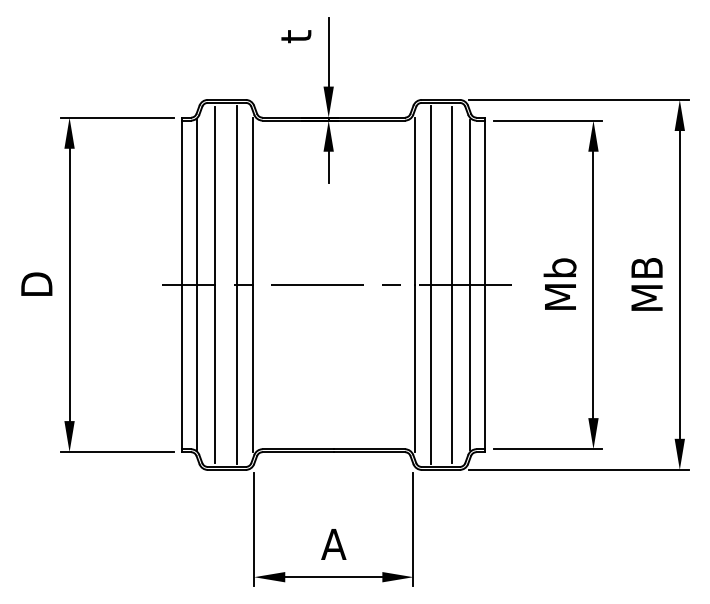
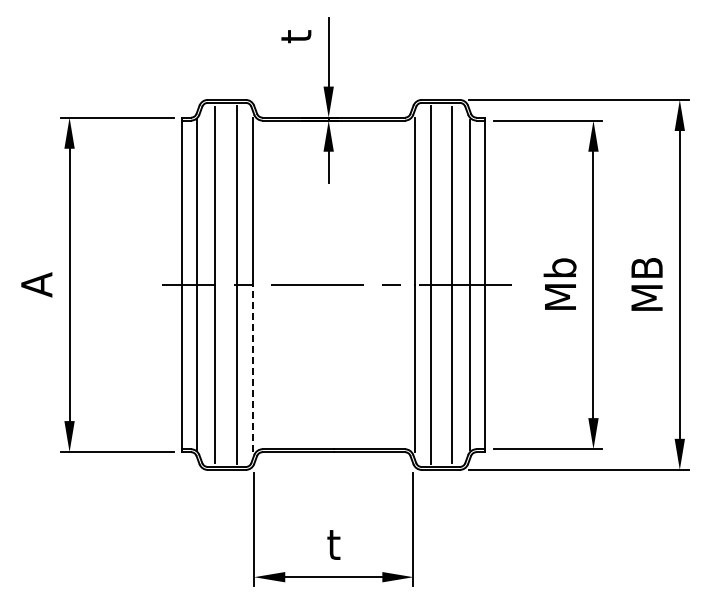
text: D -> A (36, 284)
line: solid -> dashed (252, 367)
text: A -> t (333, 544)
